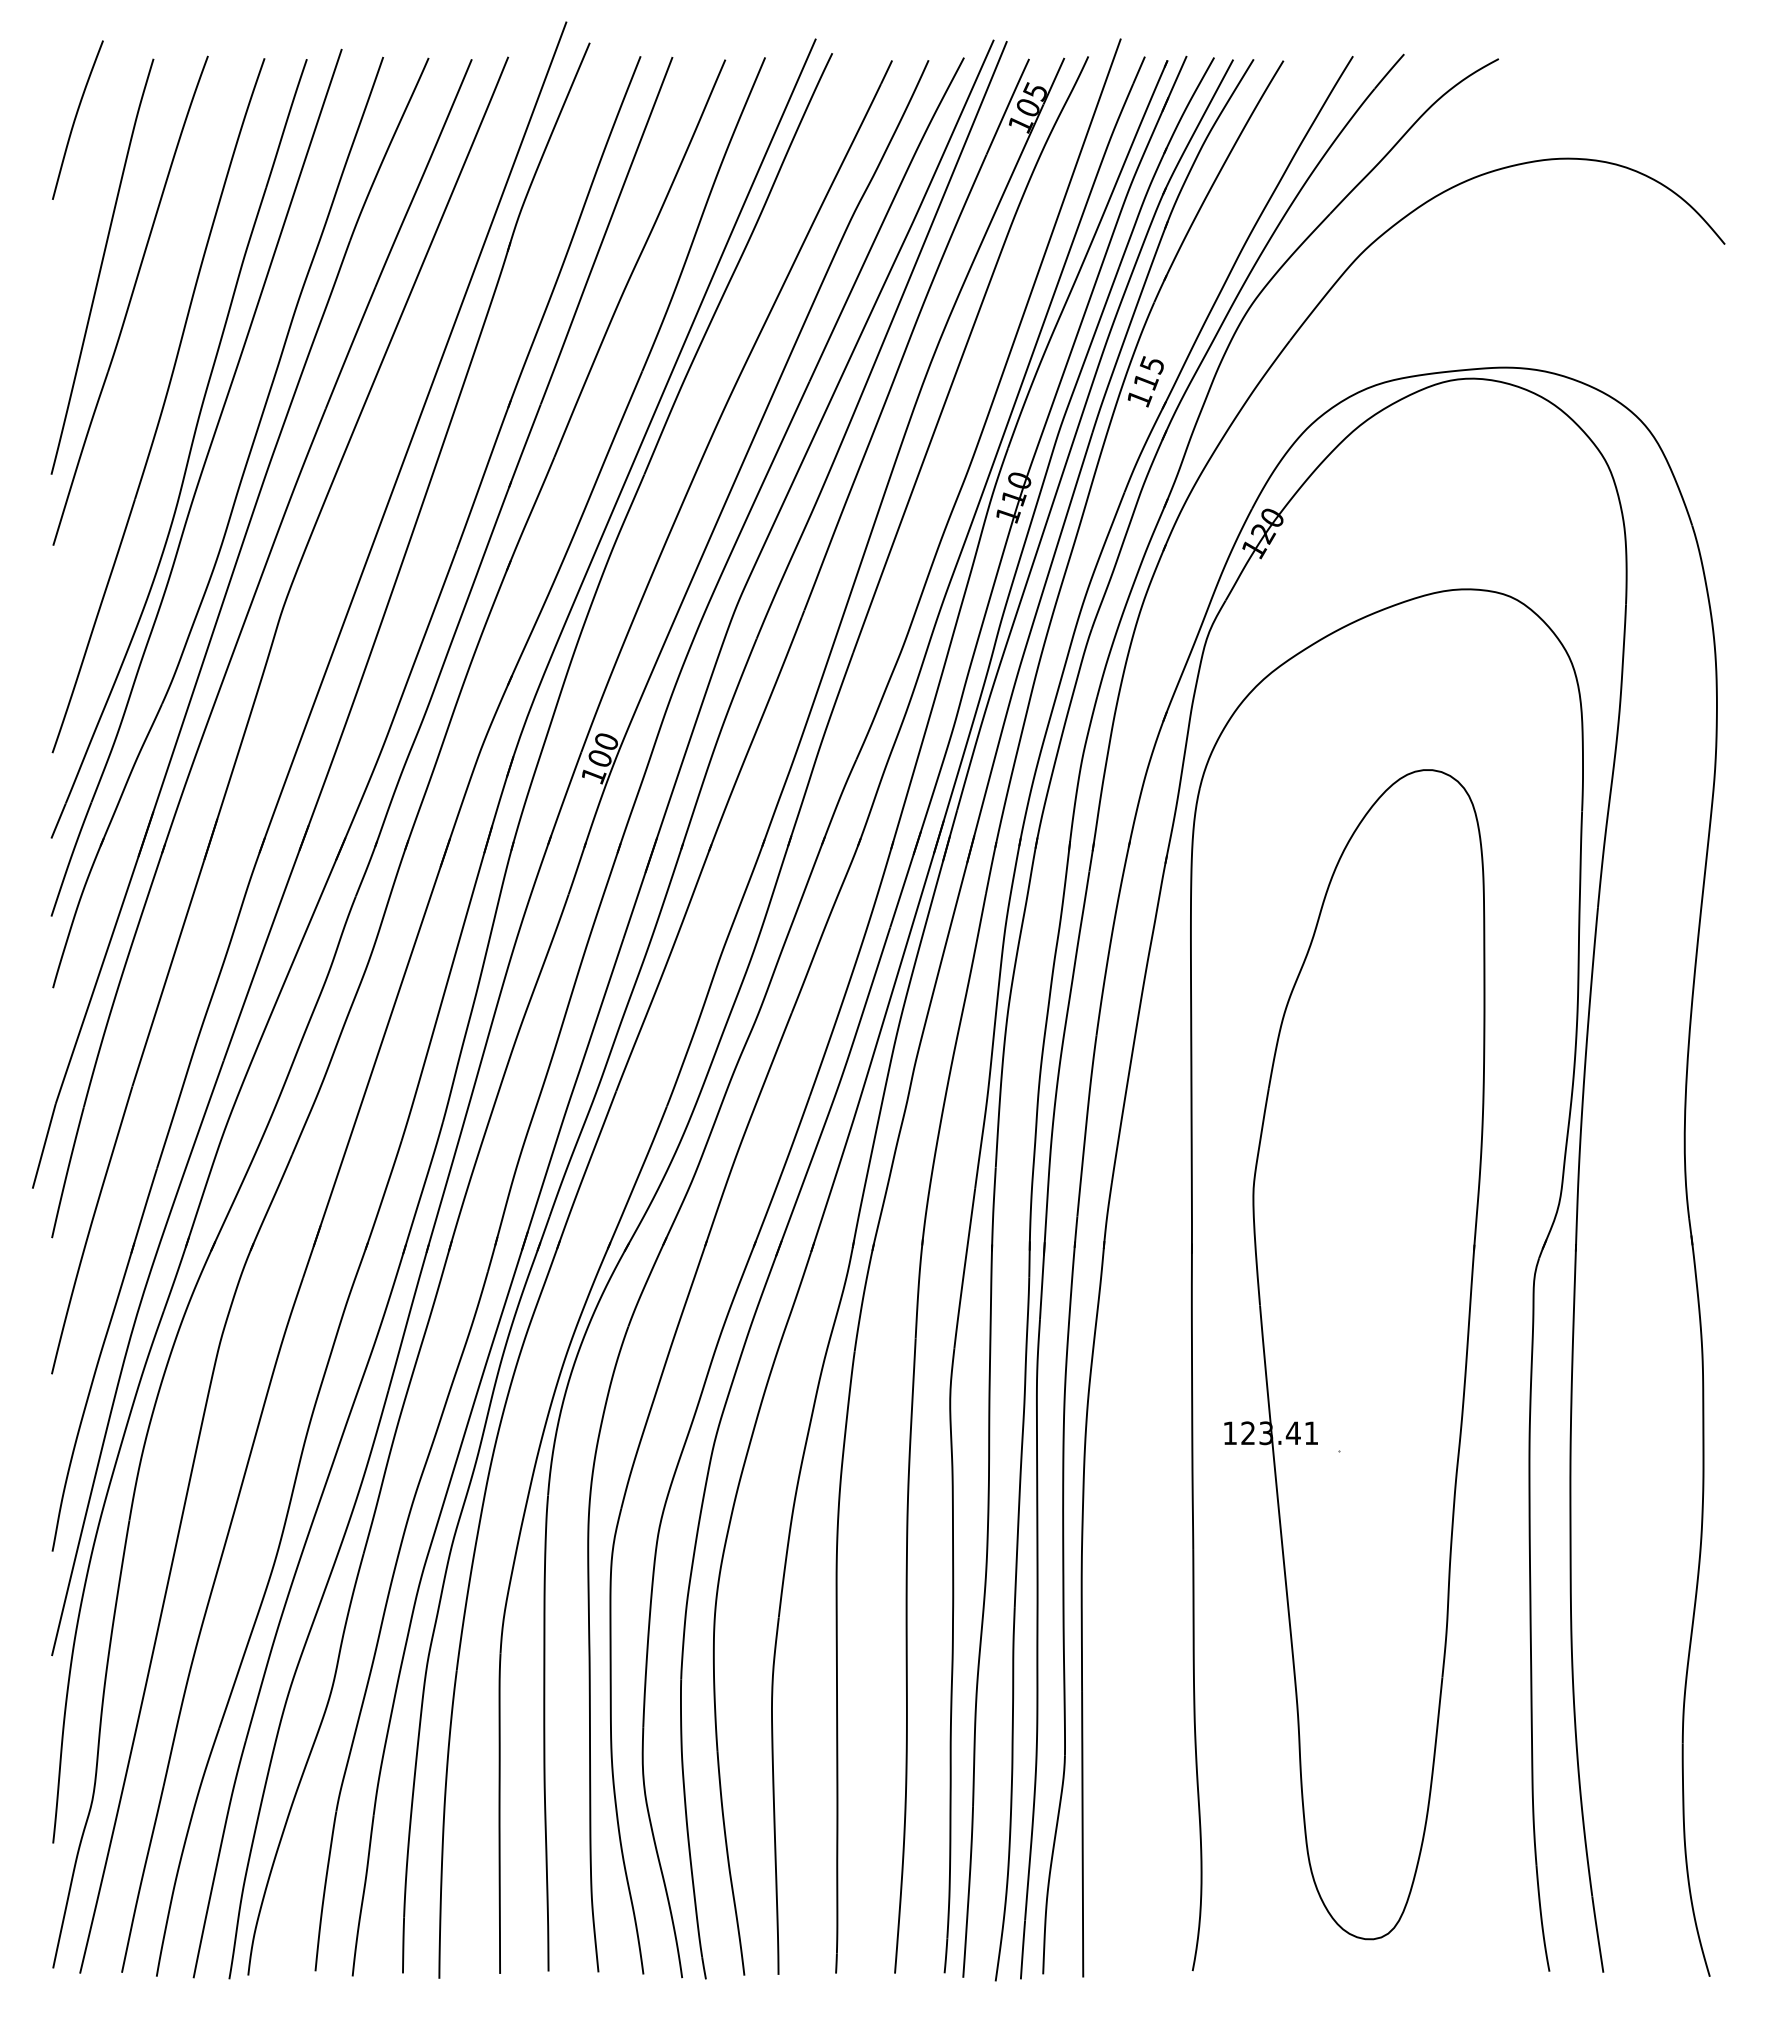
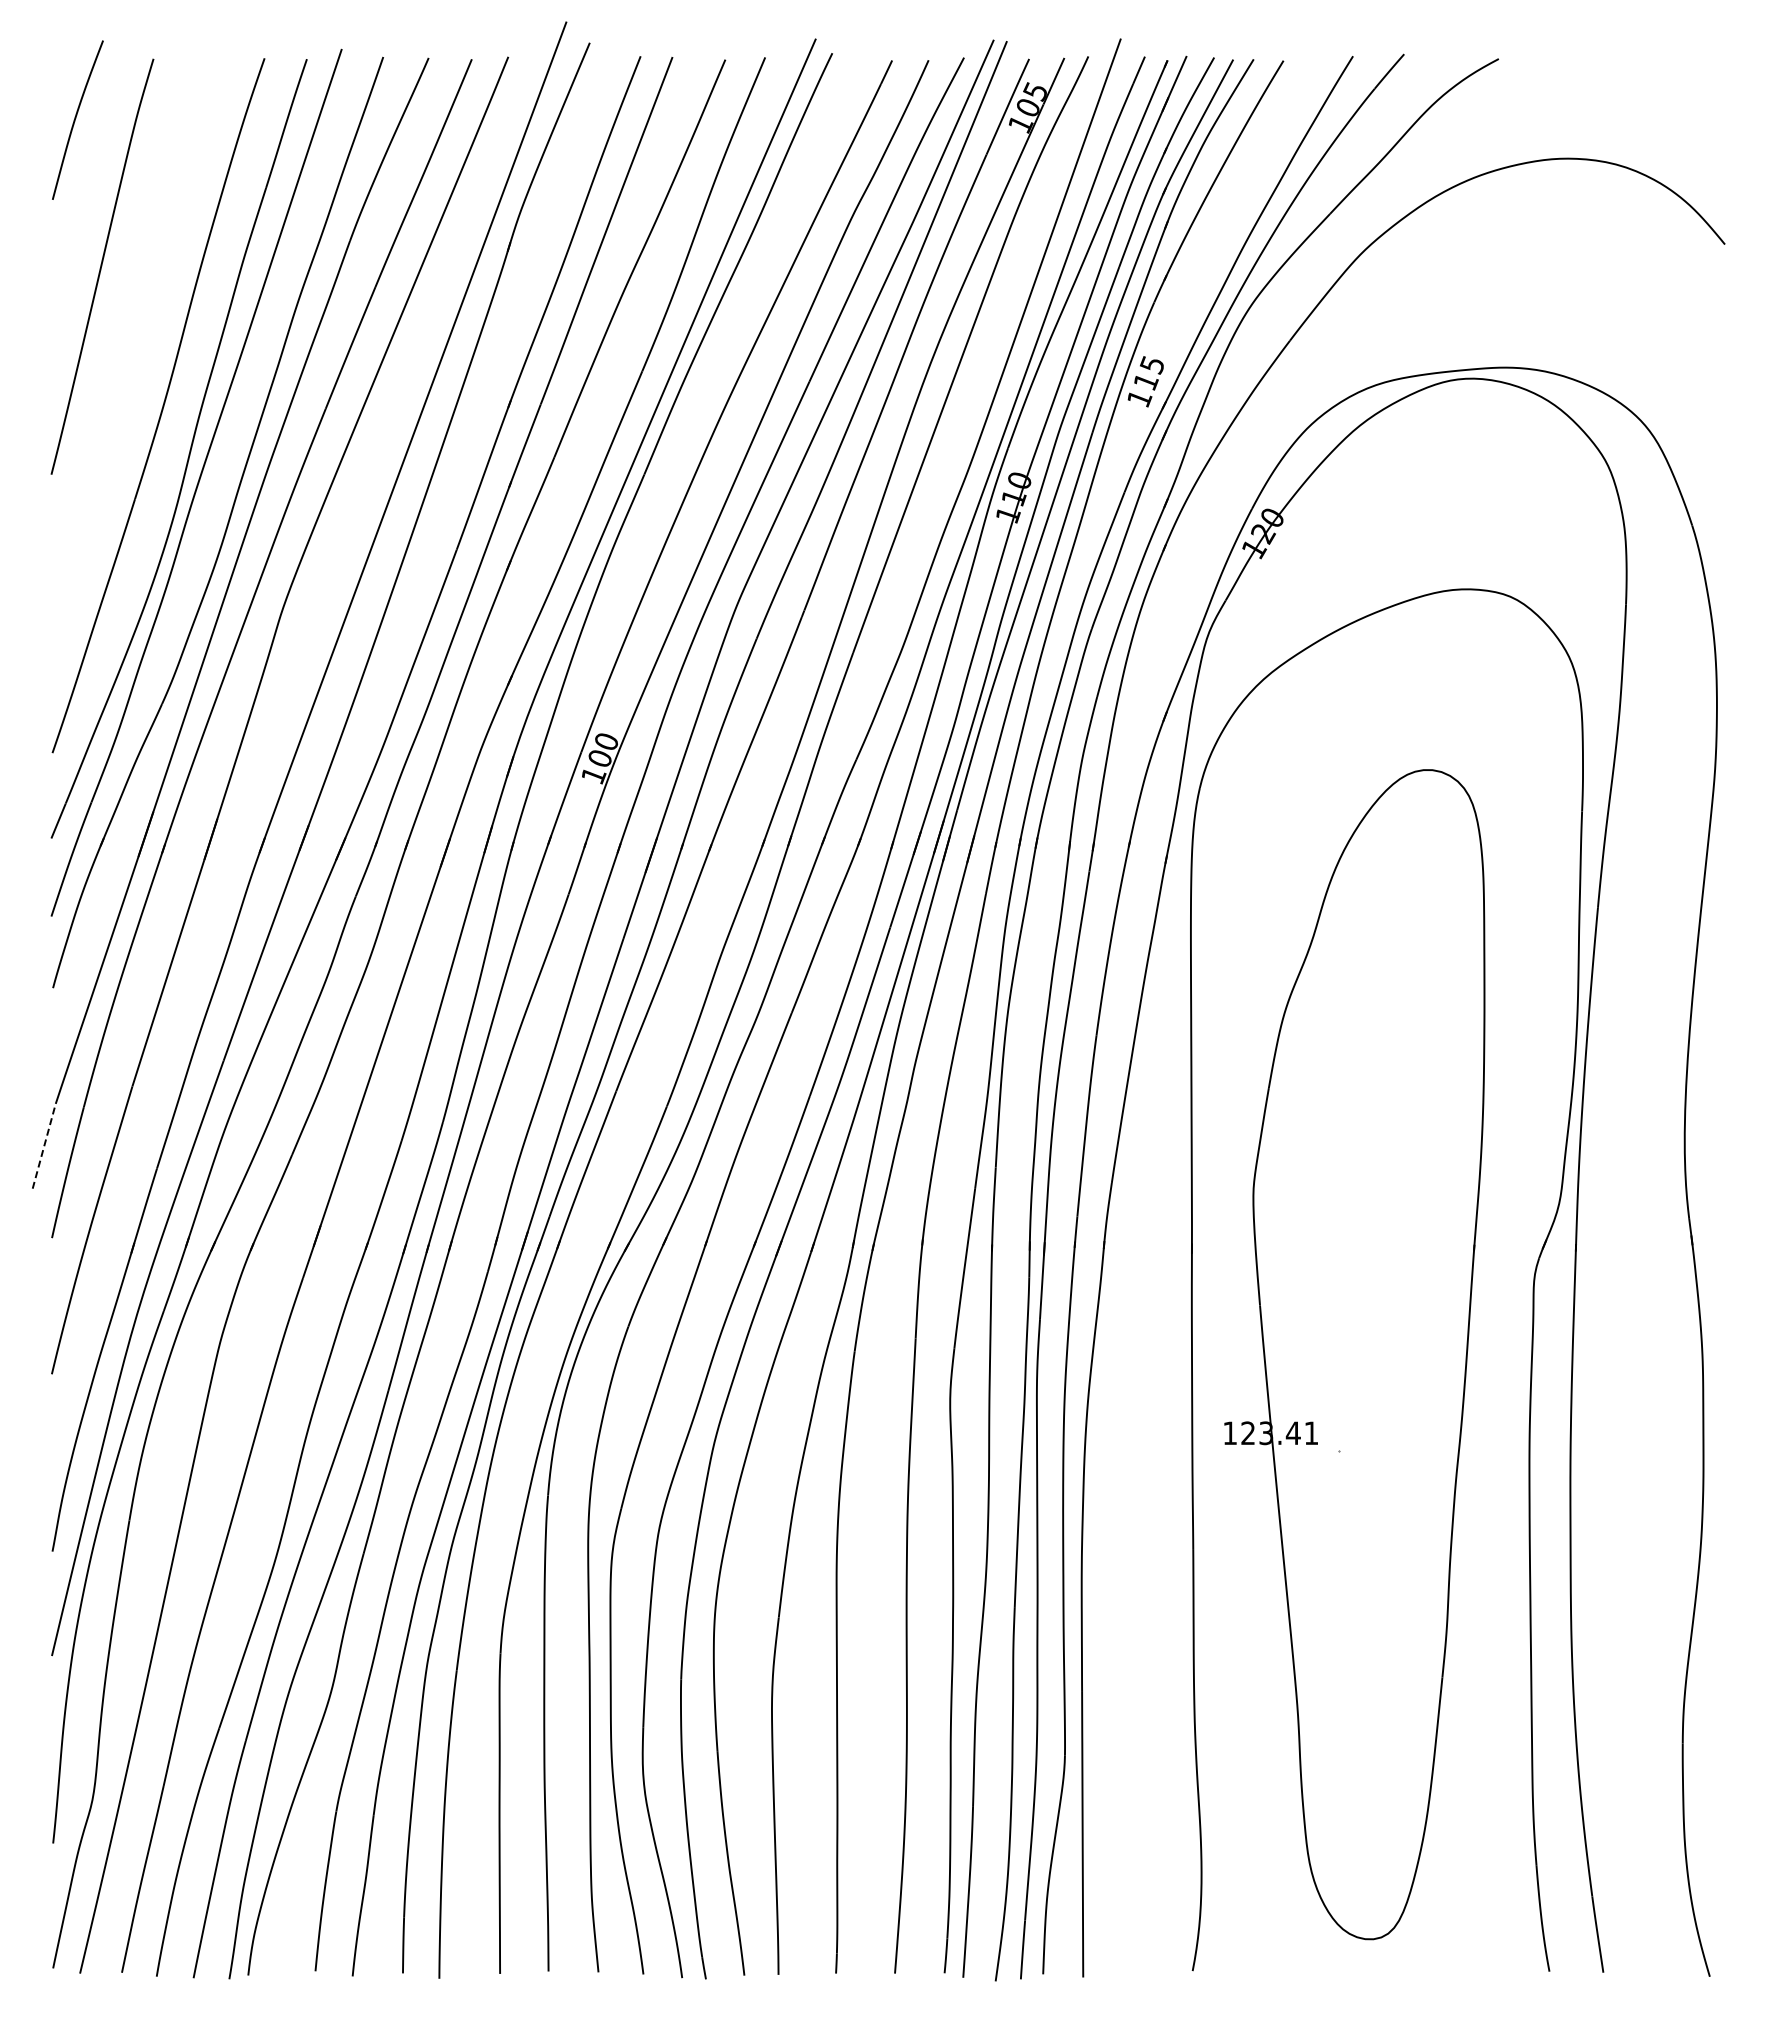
part: present -> none (130, 300)
line: solid -> dashed (44, 1146)
